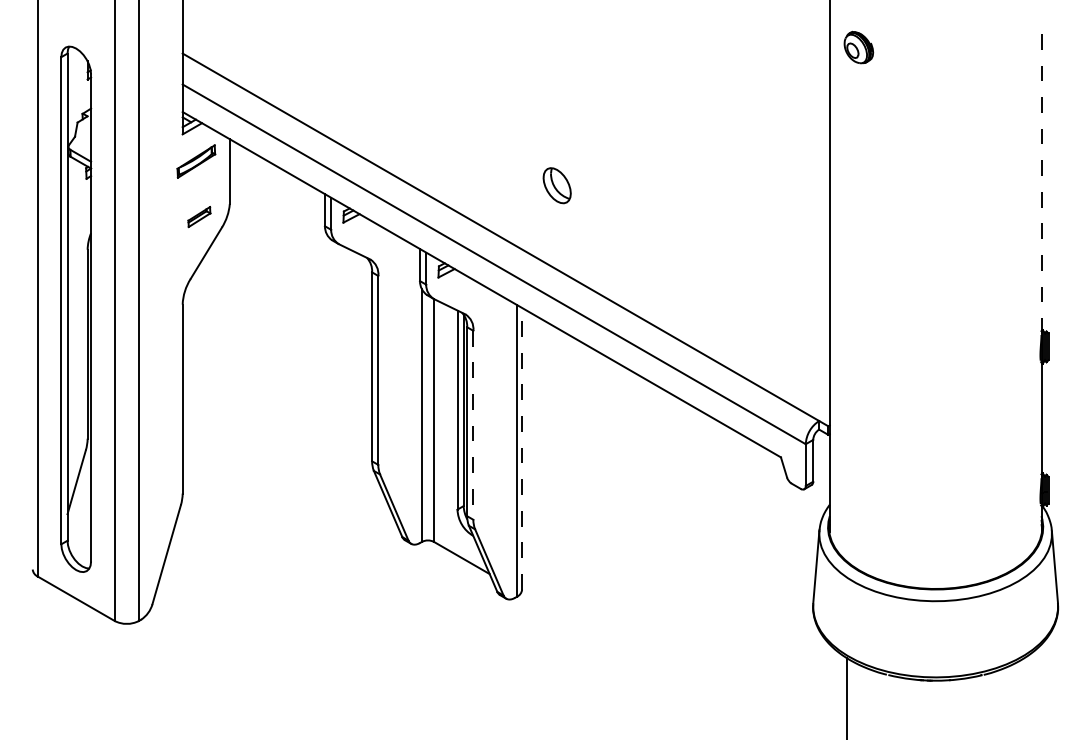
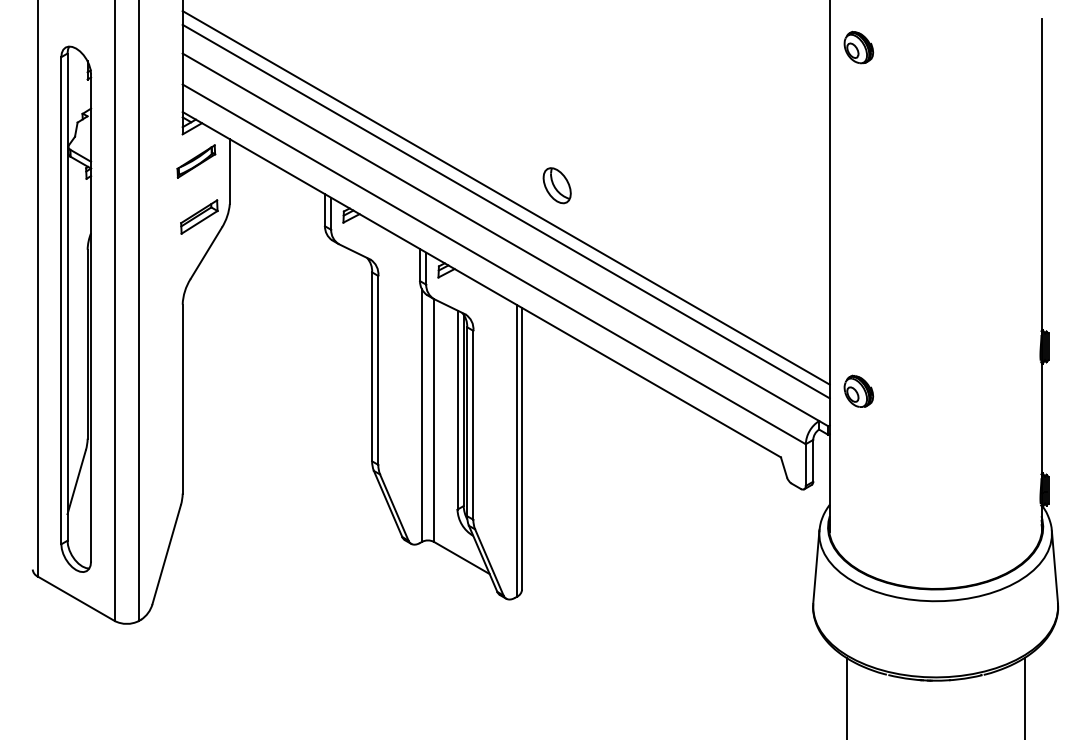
line: dashed -> solid (1041, 176)
line: none -> present (505, 197)
line: none -> present (505, 211)
part size: 25x23 px -> 39x36 px (199, 216)
part: none -> present (858, 390)
line: dashed -> solid (473, 425)
line: dashed -> solid (522, 448)
line: none -> present (1024, 696)
